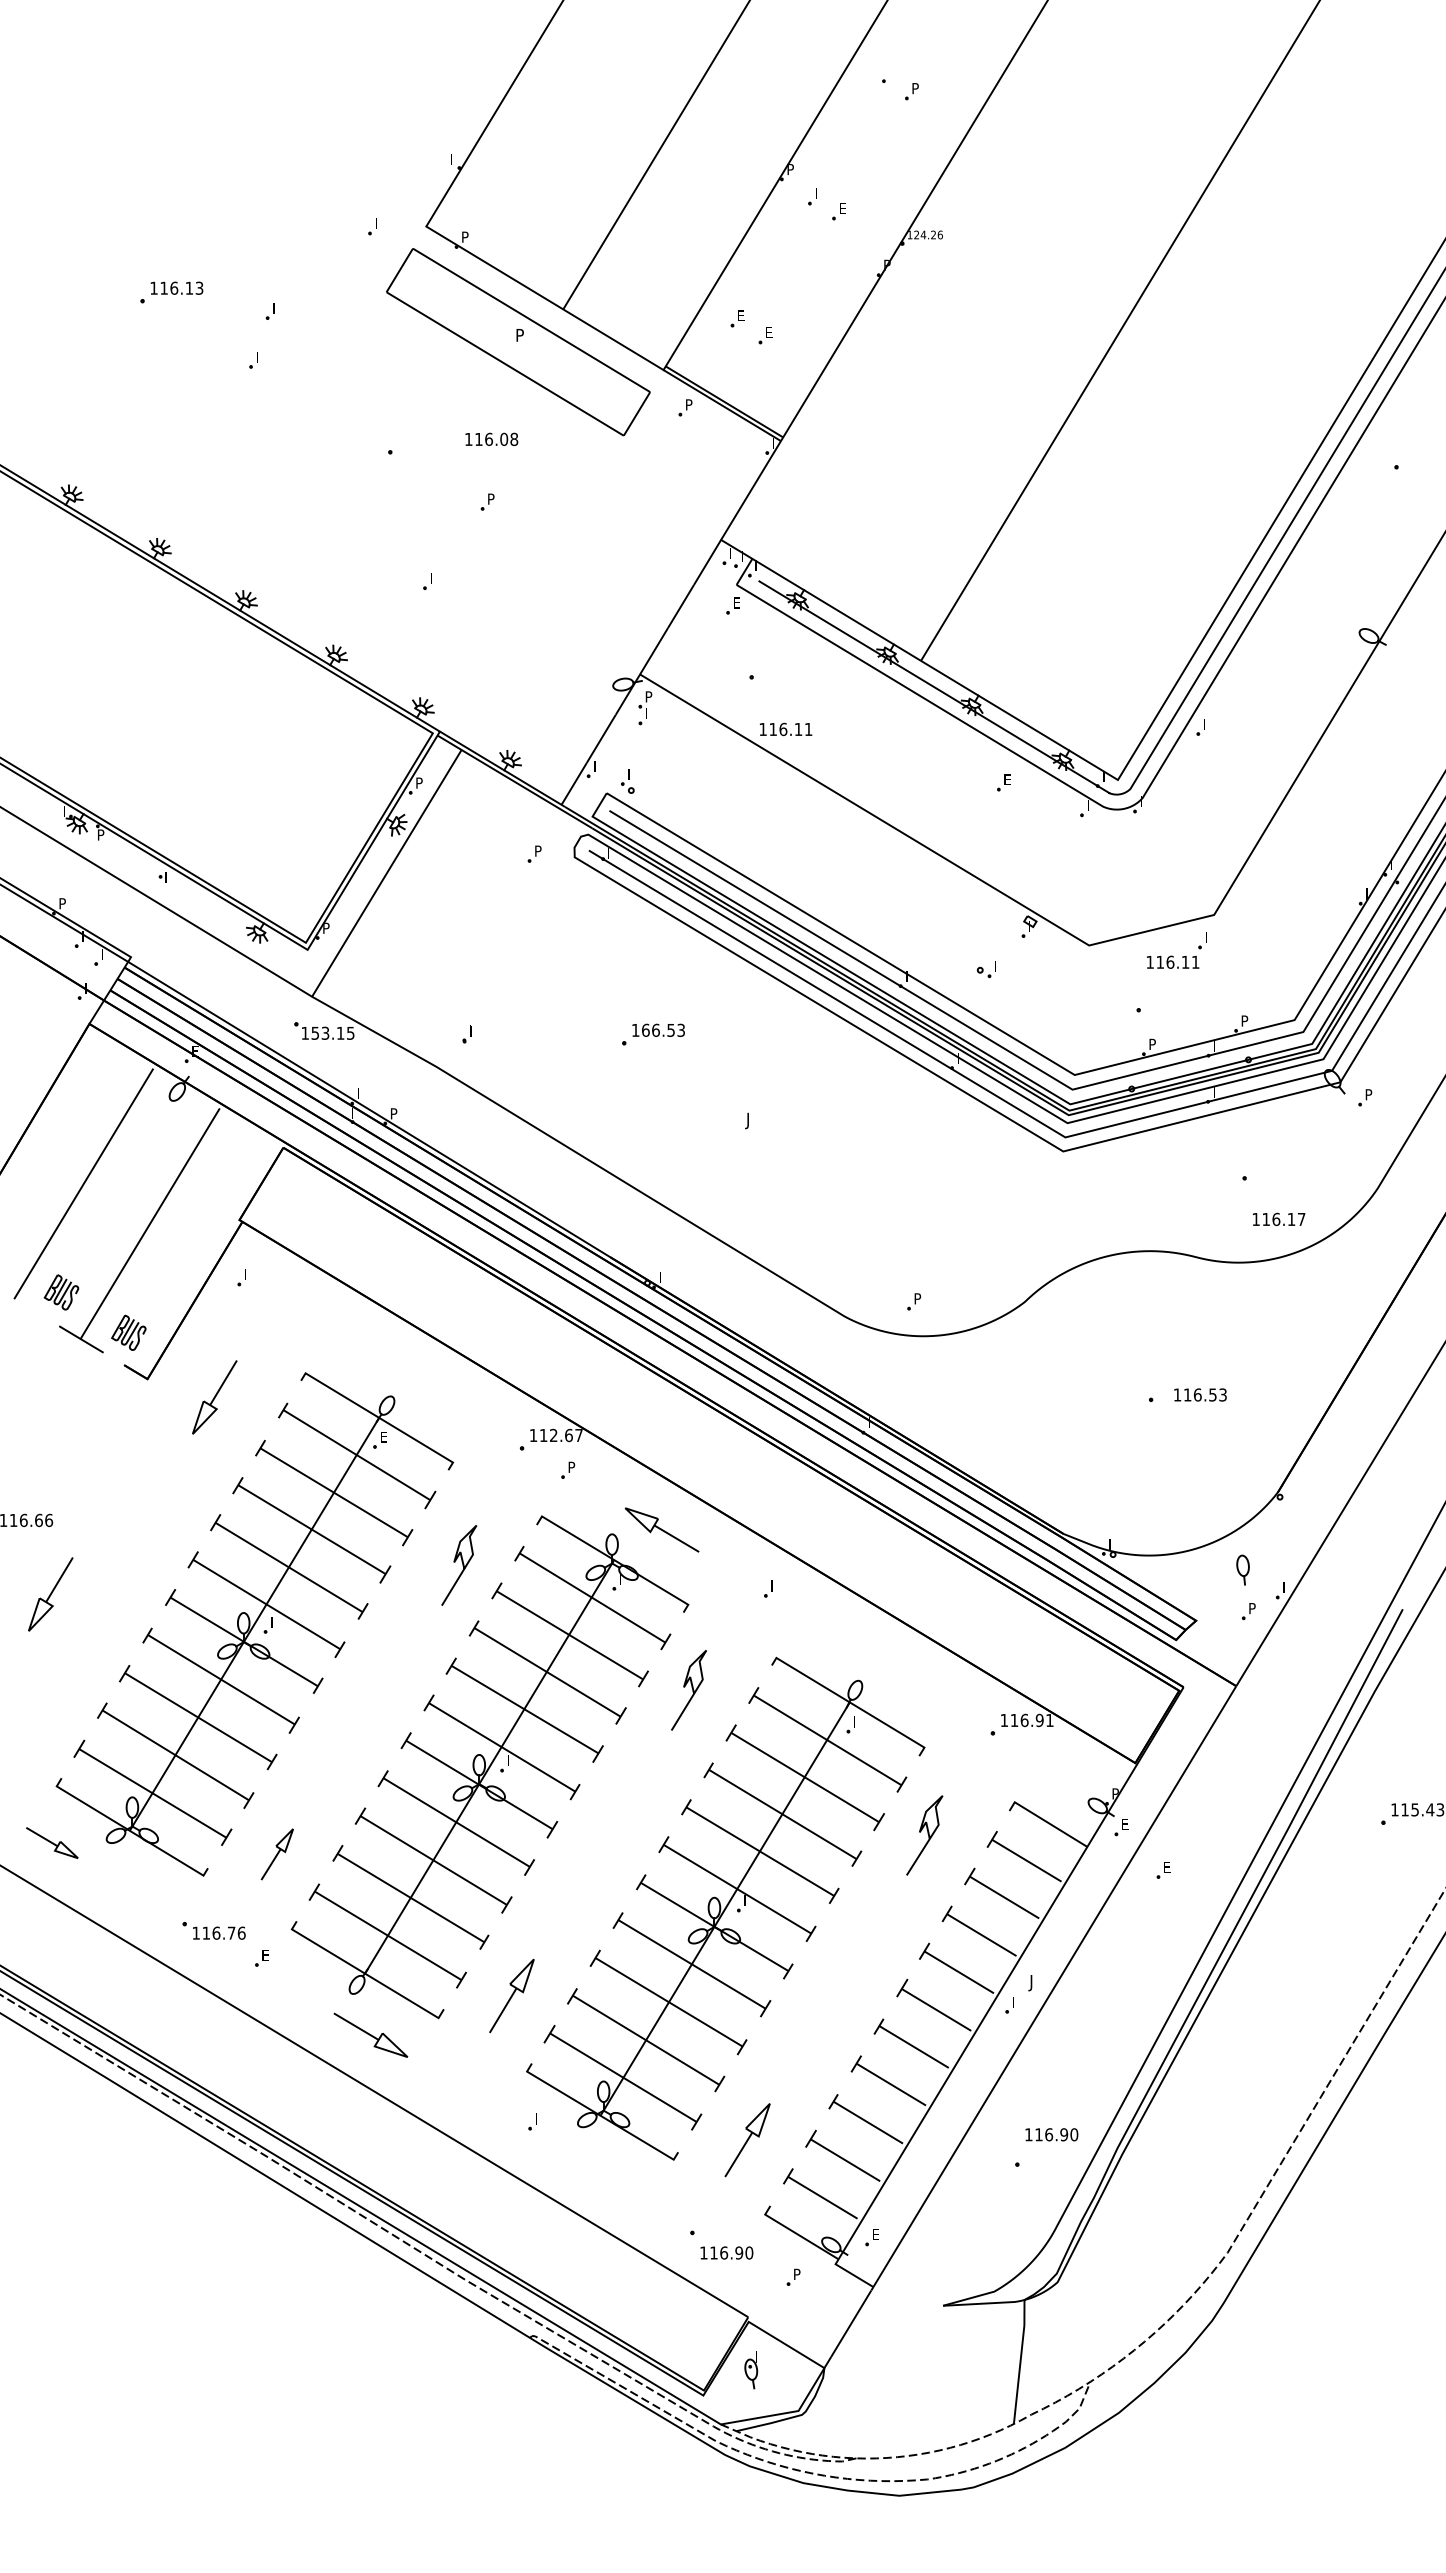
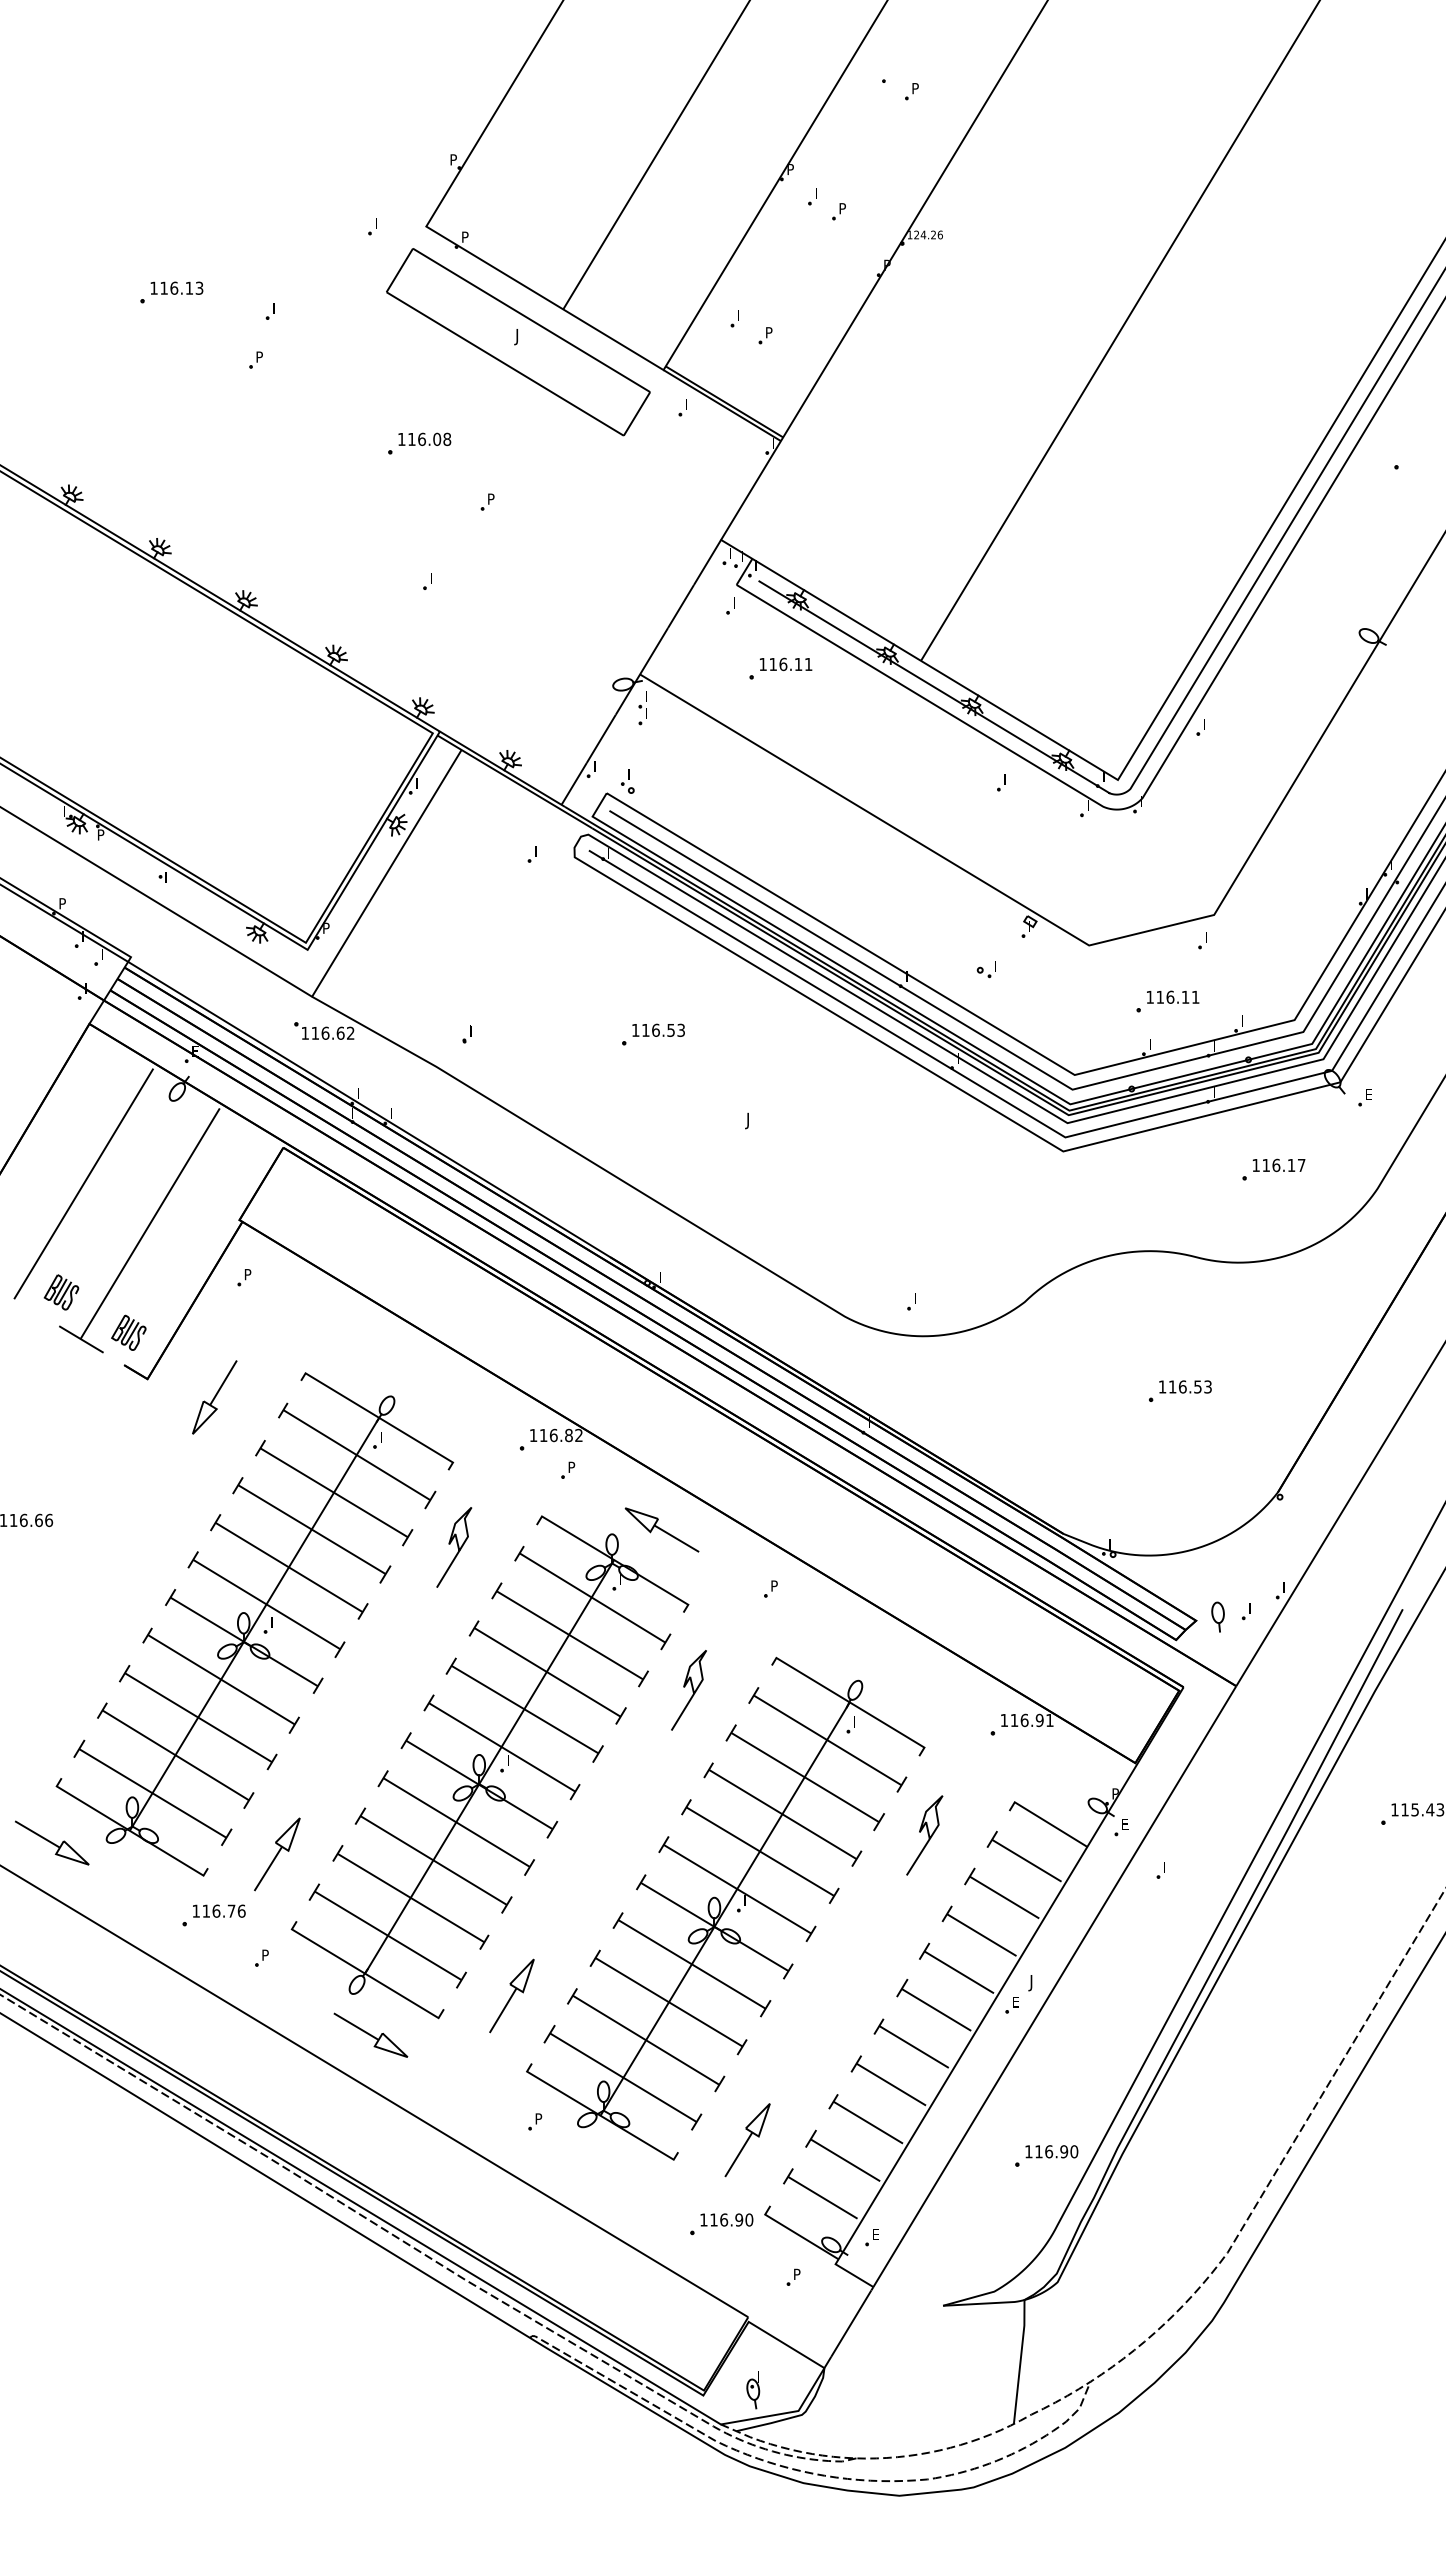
text: I -> P (453, 159)
text: E -> P (842, 208)
text: E -> I (741, 315)
text: E -> P (769, 332)
text: P -> J (518, 337)
text: I -> P (259, 356)
text: P -> I (689, 404)
text position: (491, 438) -> (424, 438) (424, 438)
text: E -> I (737, 602)
text: P -> I (648, 696)
text position: (786, 729) -> (786, 664) (786, 664)
text: E -> I (1008, 779)
text: P -> I (419, 782)
text: P -> I (538, 850)
text position: (1173, 961) -> (1173, 996) (1173, 996)
text: P -> I (1244, 1020)
text: 166.53 -> 116.53 (645, 1029)
text: 153.15 -> 116.62 (332, 1032)
text: P -> I (1152, 1043)
text: P -> E (1368, 1094)
text: P -> I (394, 1113)
text position: (1278, 1219) -> (1278, 1165) (1278, 1165)
text: I -> P (247, 1274)
text: P -> I (917, 1298)
text position: (1200, 1394) -> (1185, 1386) (1185, 1386)
text: 112.67 -> 116.82 (565, 1435)
text: E -> I (384, 1437)
curve position: (462, 1565) -> (457, 1547) (457, 1547)
part position: (1242, 1569) -> (1217, 1616) (1217, 1616)
text: I -> P (774, 1585)
part: present -> none (50, 1594)
text: P -> I (1252, 1608)
part size: 53x32 px -> 75x46 px (52, 1842)
part size: 34x53 px -> 47x75 px (277, 1854)
text: E -> I (1167, 1867)
text position: (219, 1932) -> (219, 1910) (219, 1910)
text: E -> P (265, 1954)
text: I -> E (1016, 2002)
text: I -> P (538, 2118)
text position: (1051, 2134) -> (1051, 2151) (1051, 2151)
text position: (726, 2252) -> (726, 2219) (726, 2219)
part position: (751, 2370) -> (753, 2390) (753, 2390)
